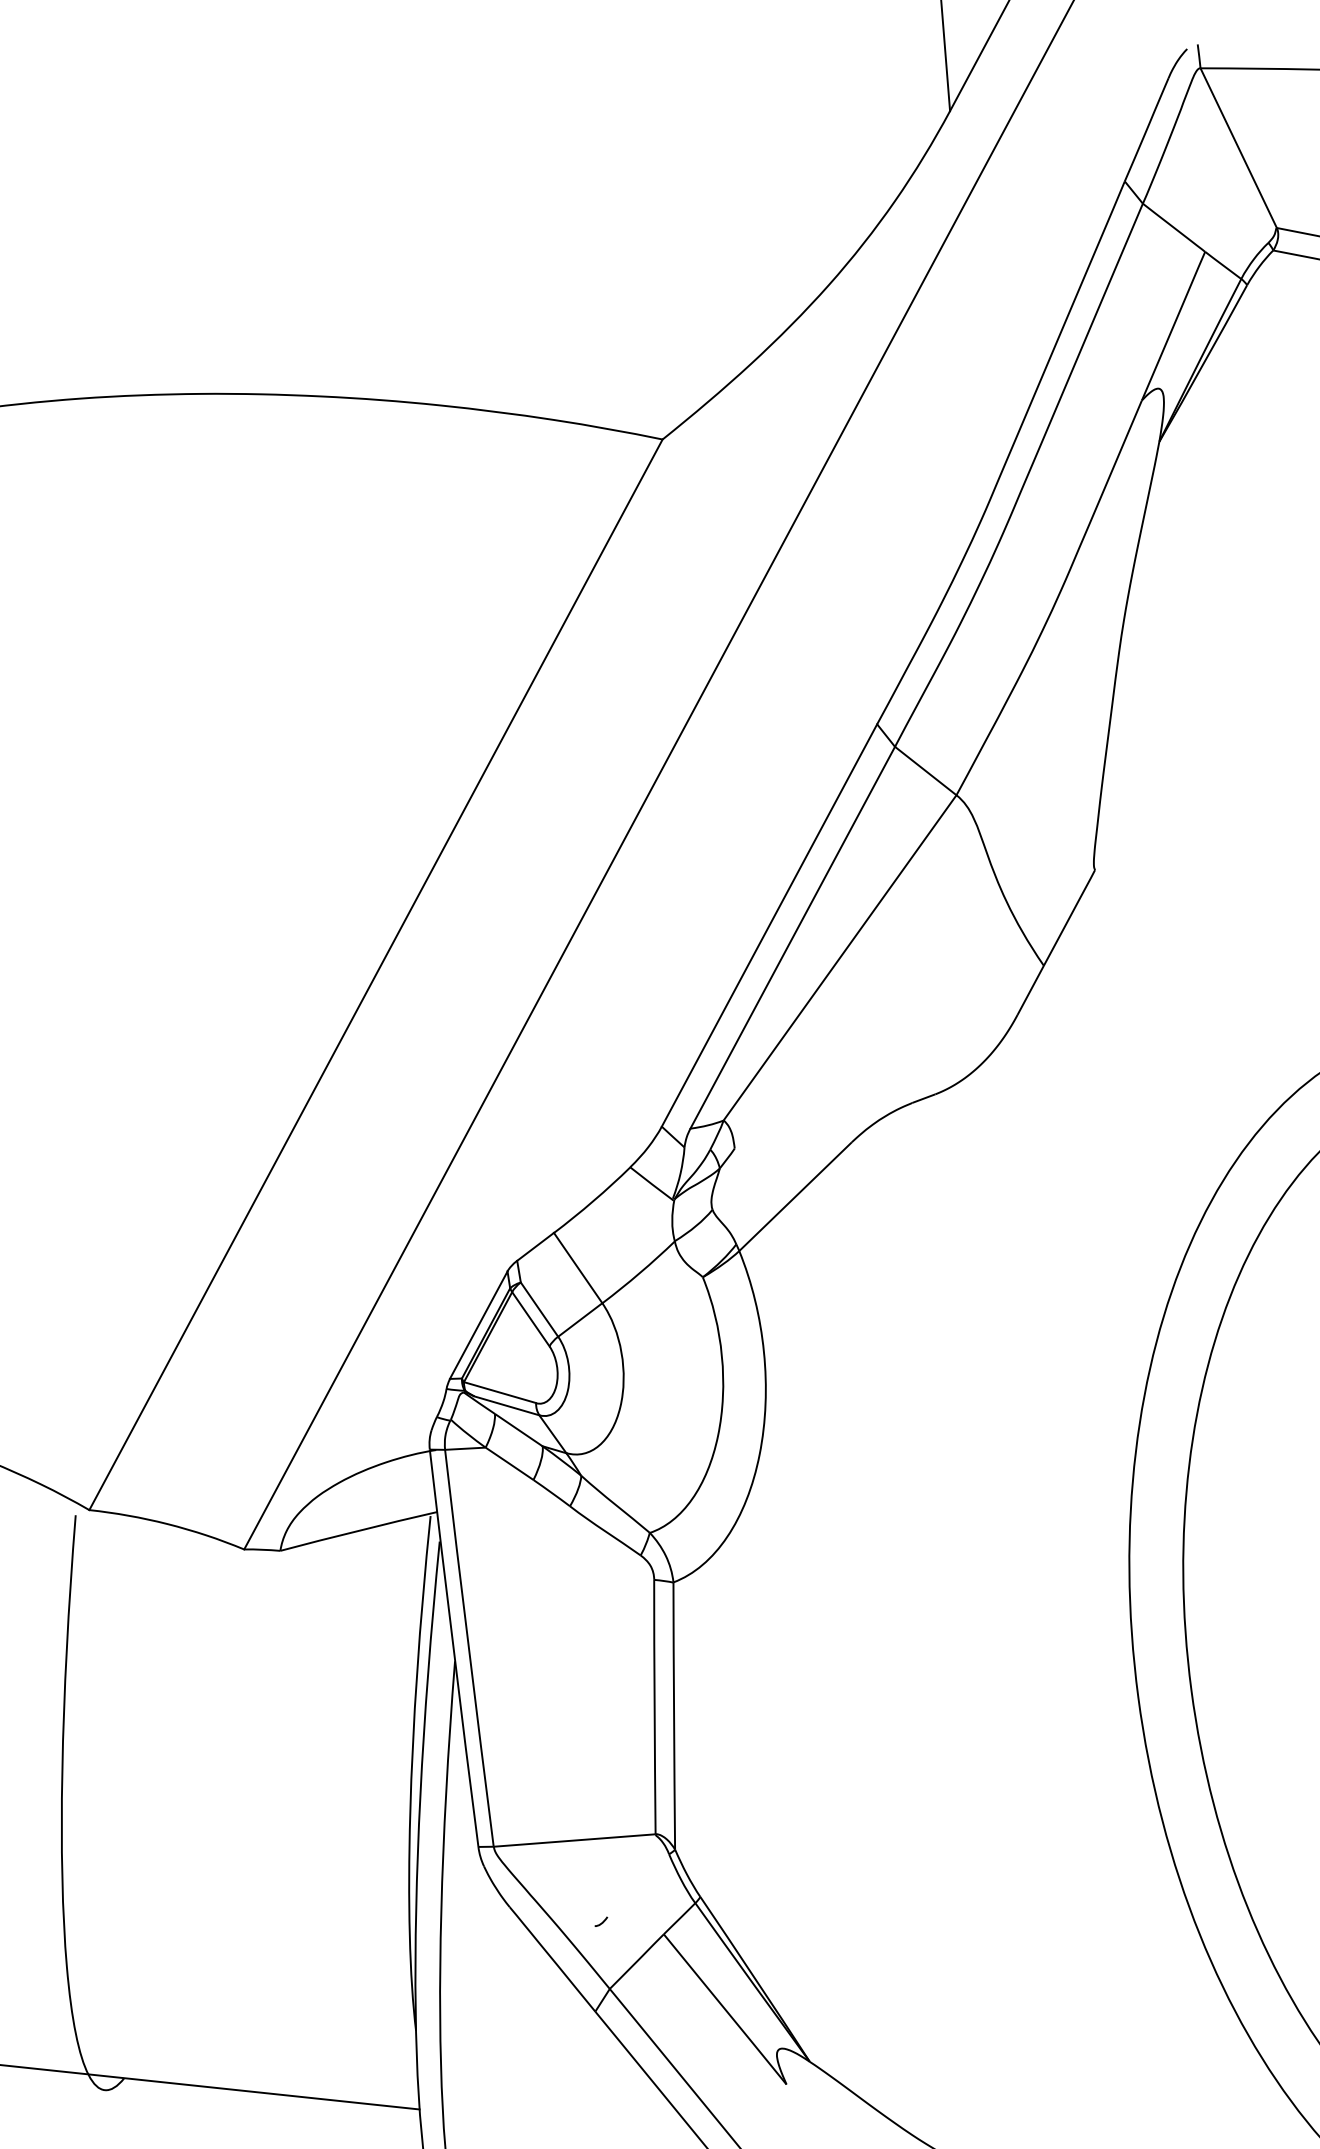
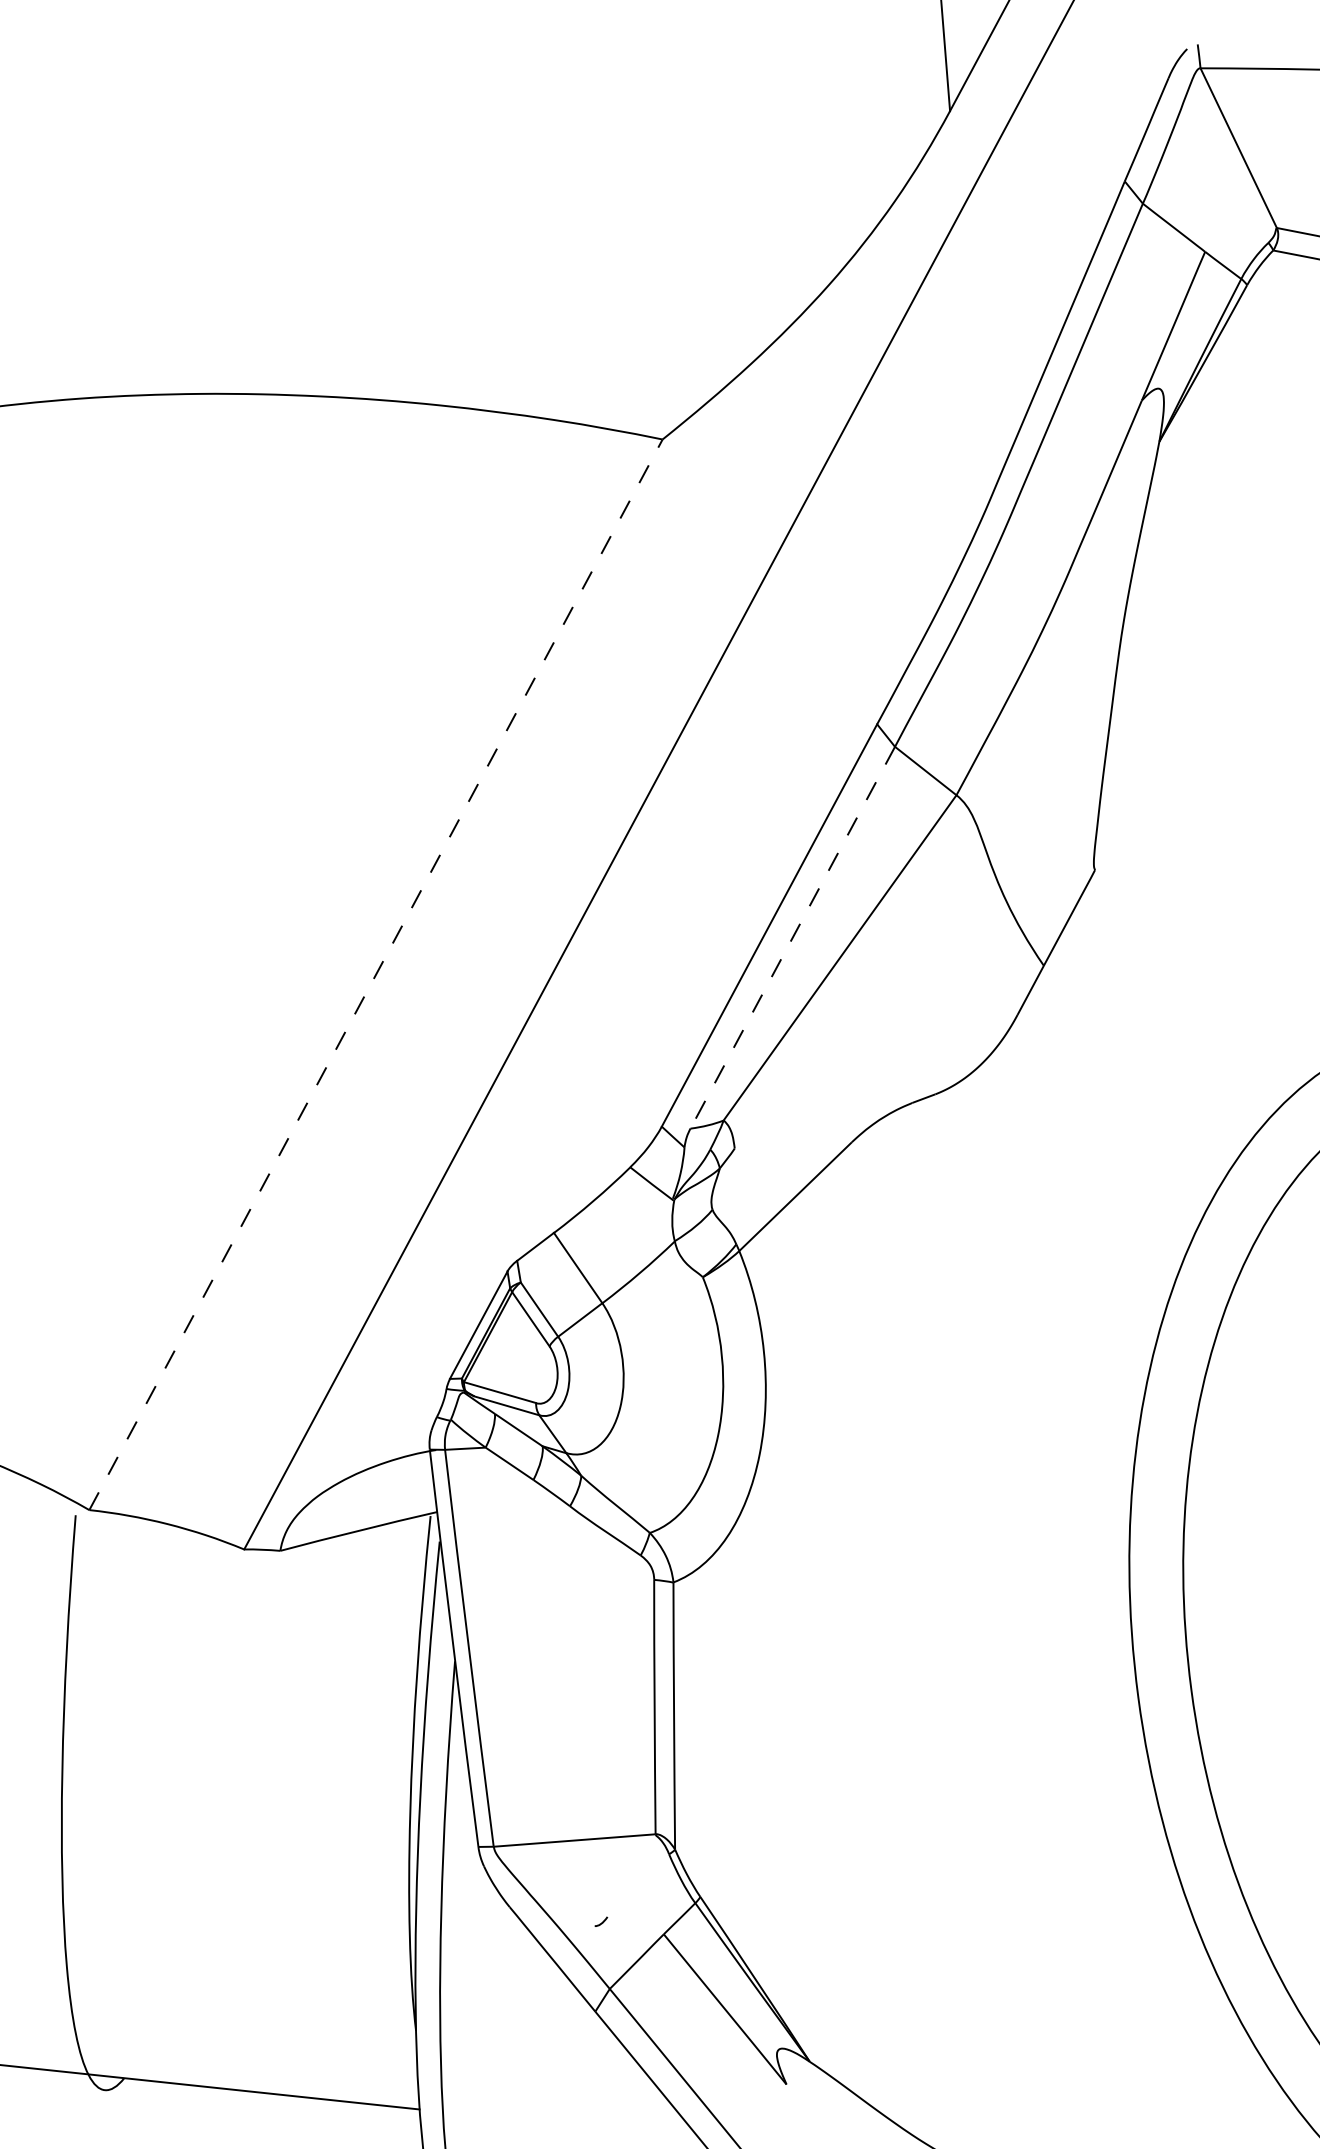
line: solid -> dashed (792, 938)
line: solid -> dashed (376, 974)
